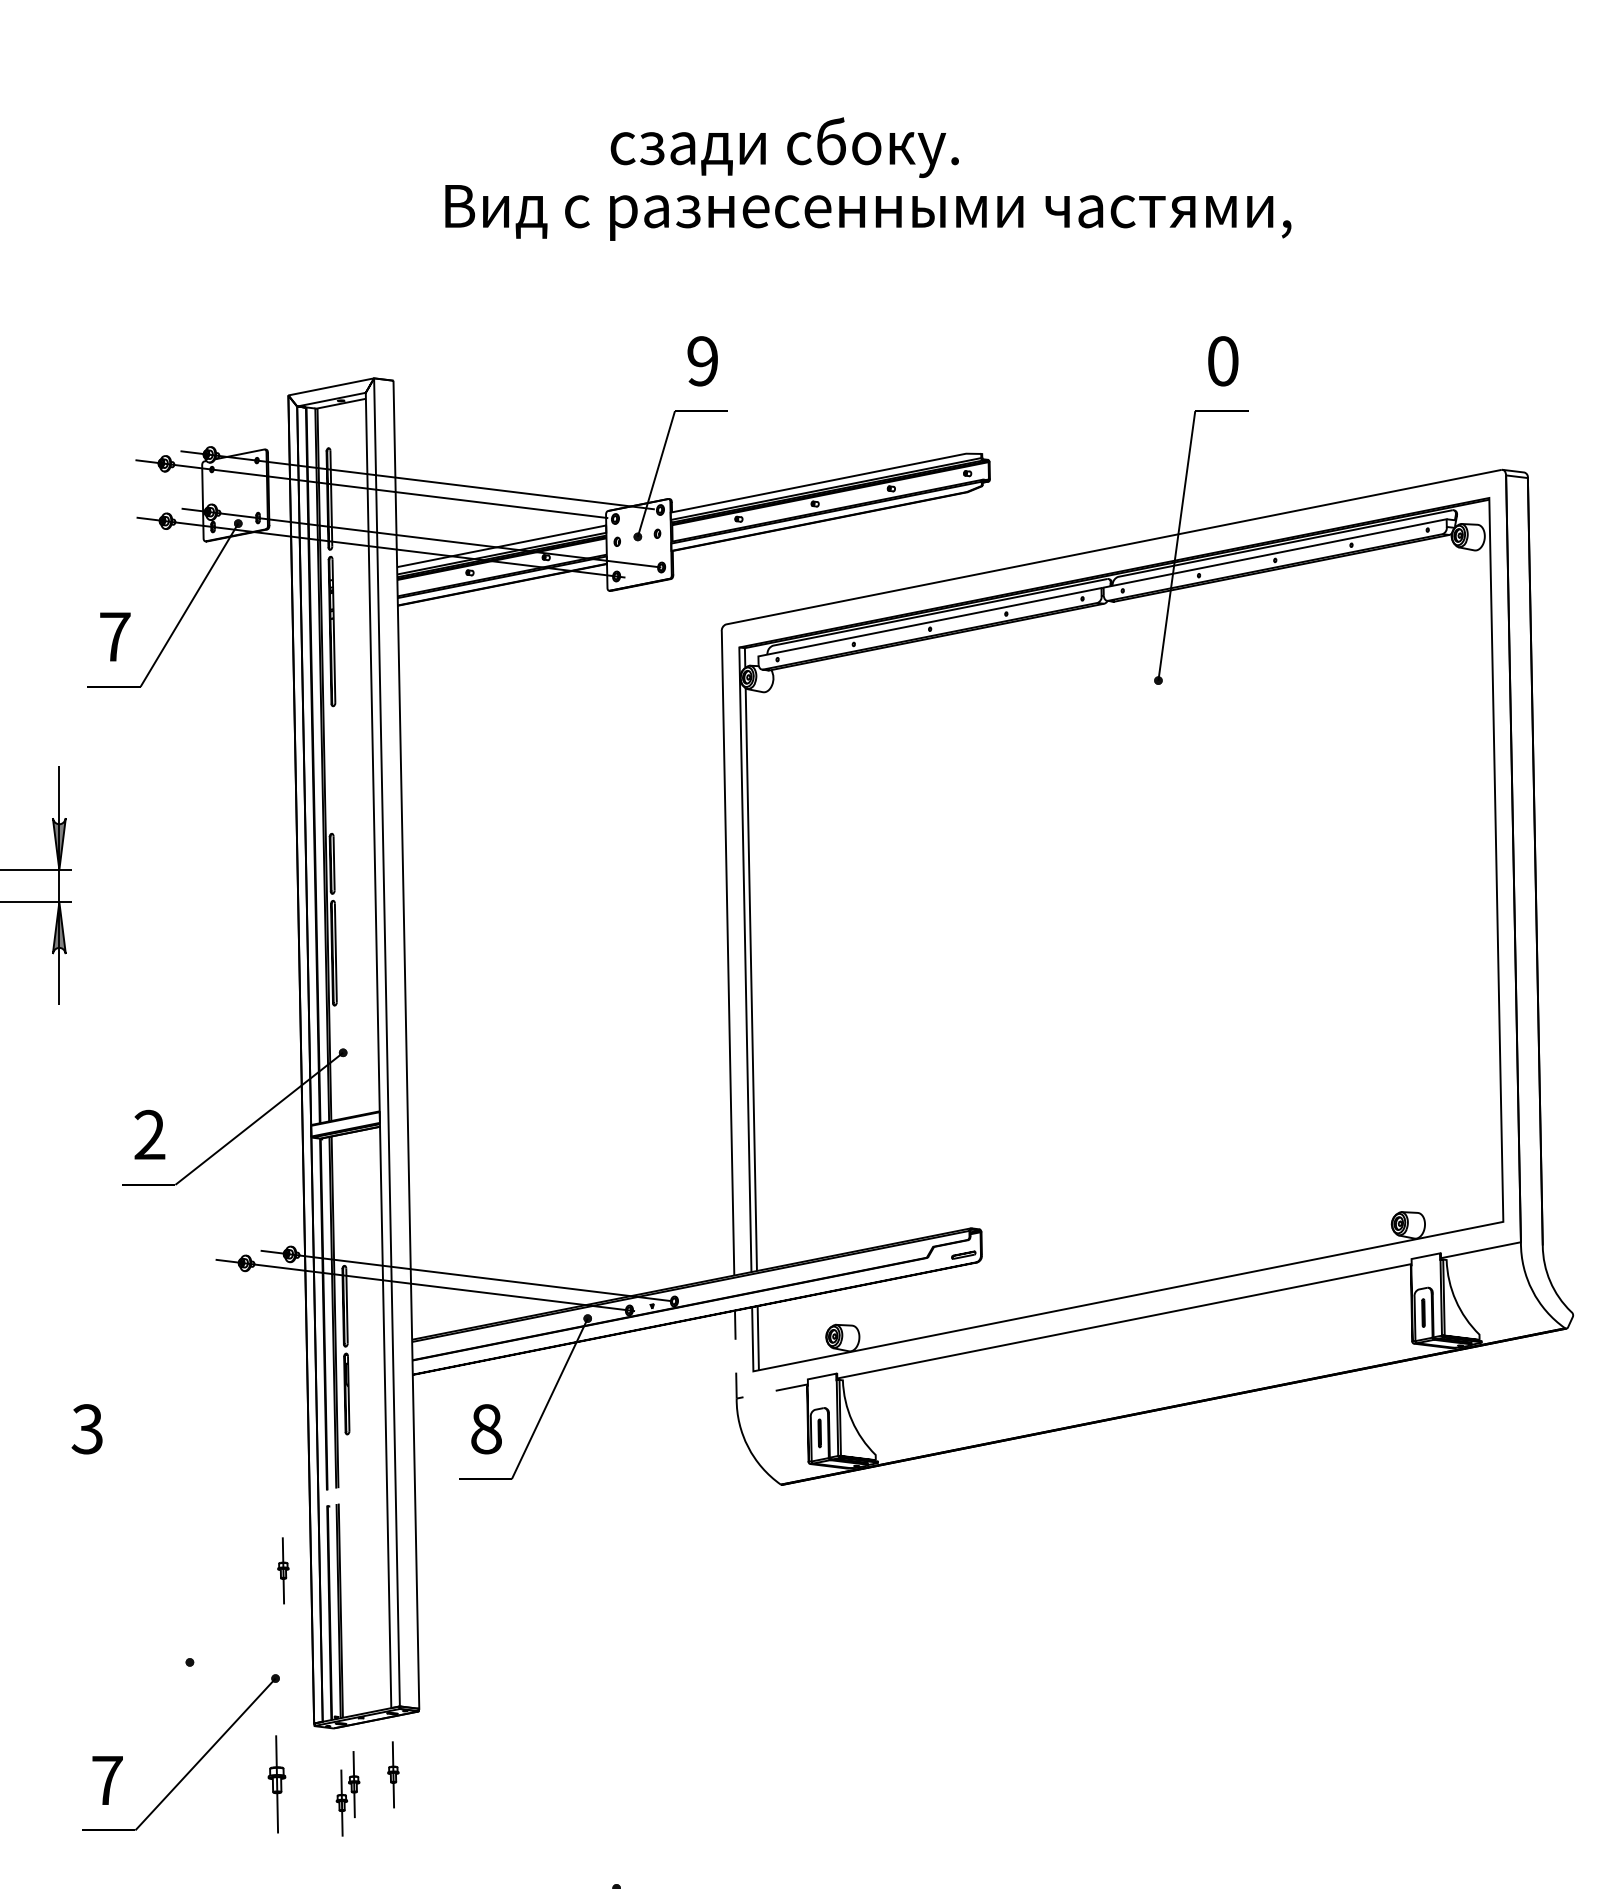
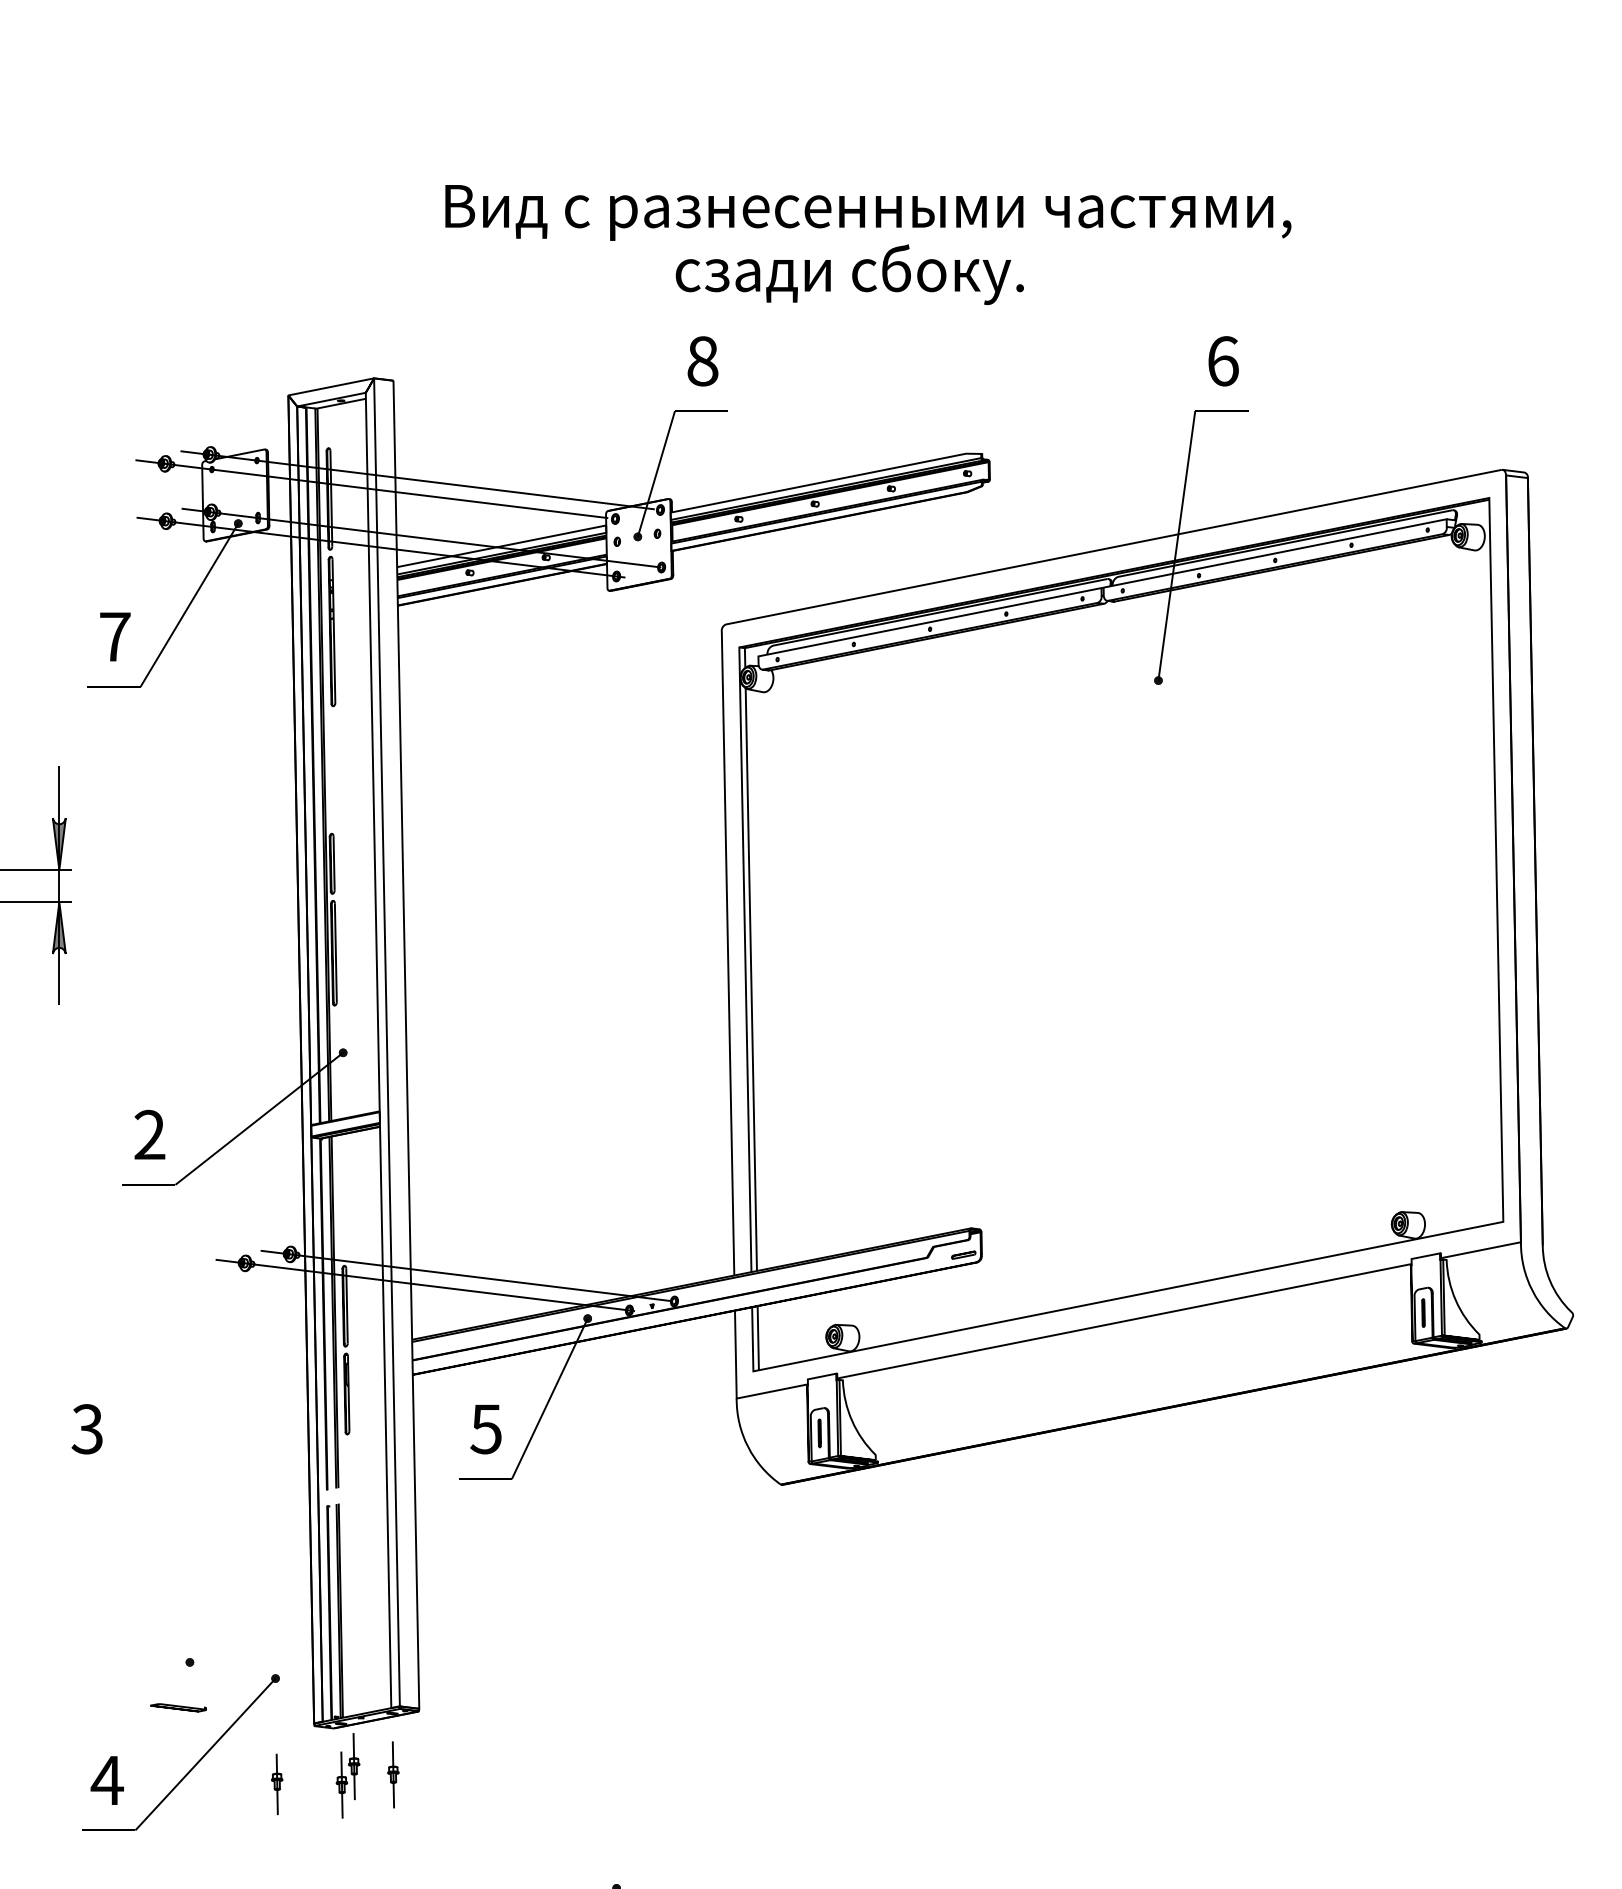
text position: (784, 147) -> (849, 274) (849, 274)
text: 9 -> 8 (702, 361)
text: 0 -> 6 (1223, 361)
line: dashed -> solid (736, 1391)
text: 8 -> 5 (485, 1429)
part: present -> none (283, 1570)
part: none -> present (178, 1707)
text: 7 -> 4 (106, 1780)
part size: 20x99 px -> 13x63 px (277, 1784)
part position: (347, 1793) -> (347, 1775) (347, 1775)
